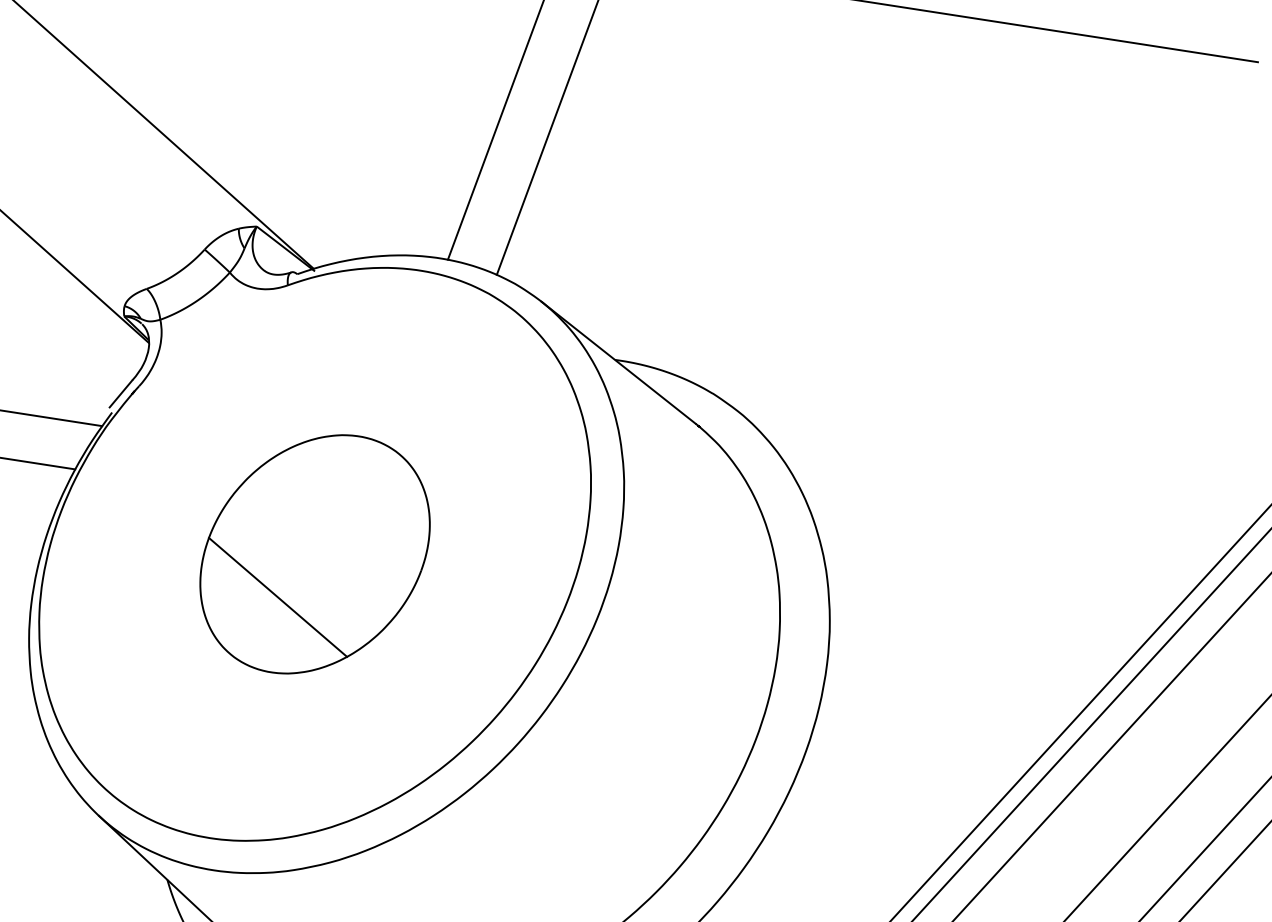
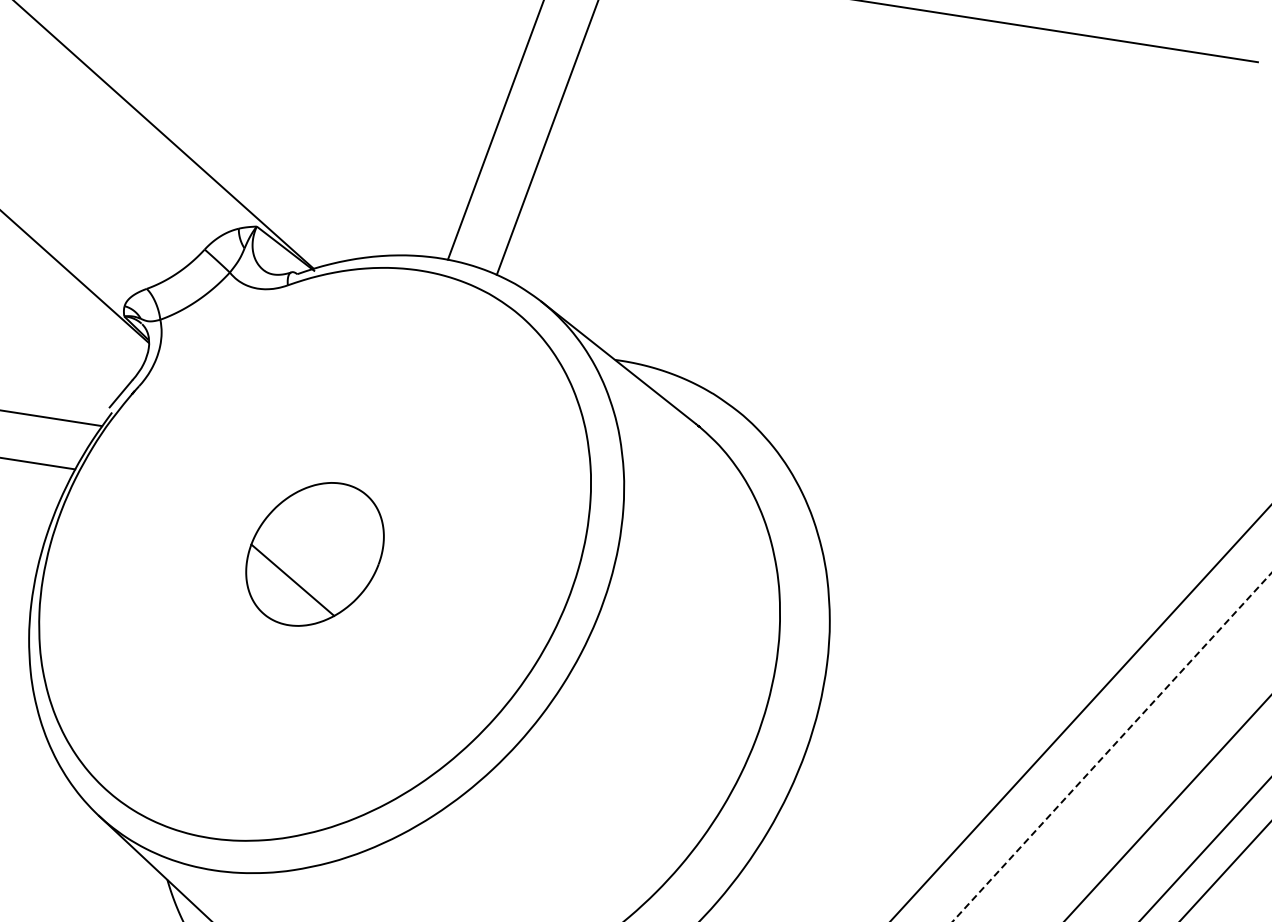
part size: 232x241 px -> 140x145 px (314, 554)
line: present -> none (1091, 724)
line: solid -> dashed (1111, 747)
